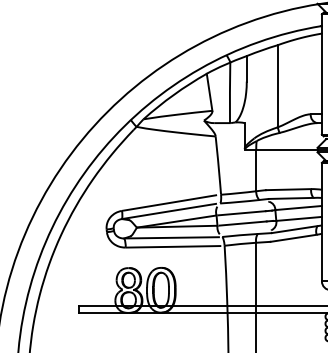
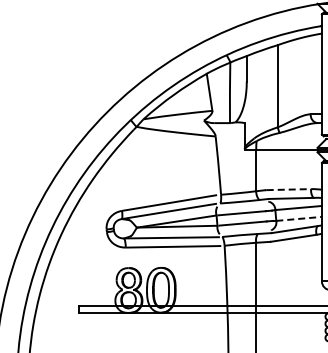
line: solid -> dashed (289, 189)
line: solid -> dashed (299, 218)
